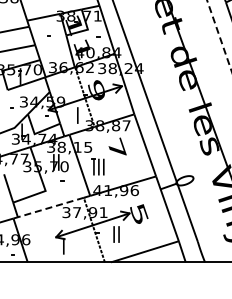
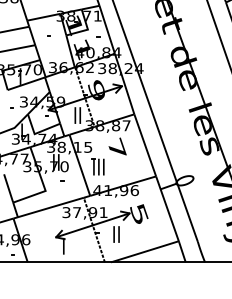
line: dashed -> solid (219, 35)
text: I -> II (77, 115)
line: dashed -> solid (51, 207)
